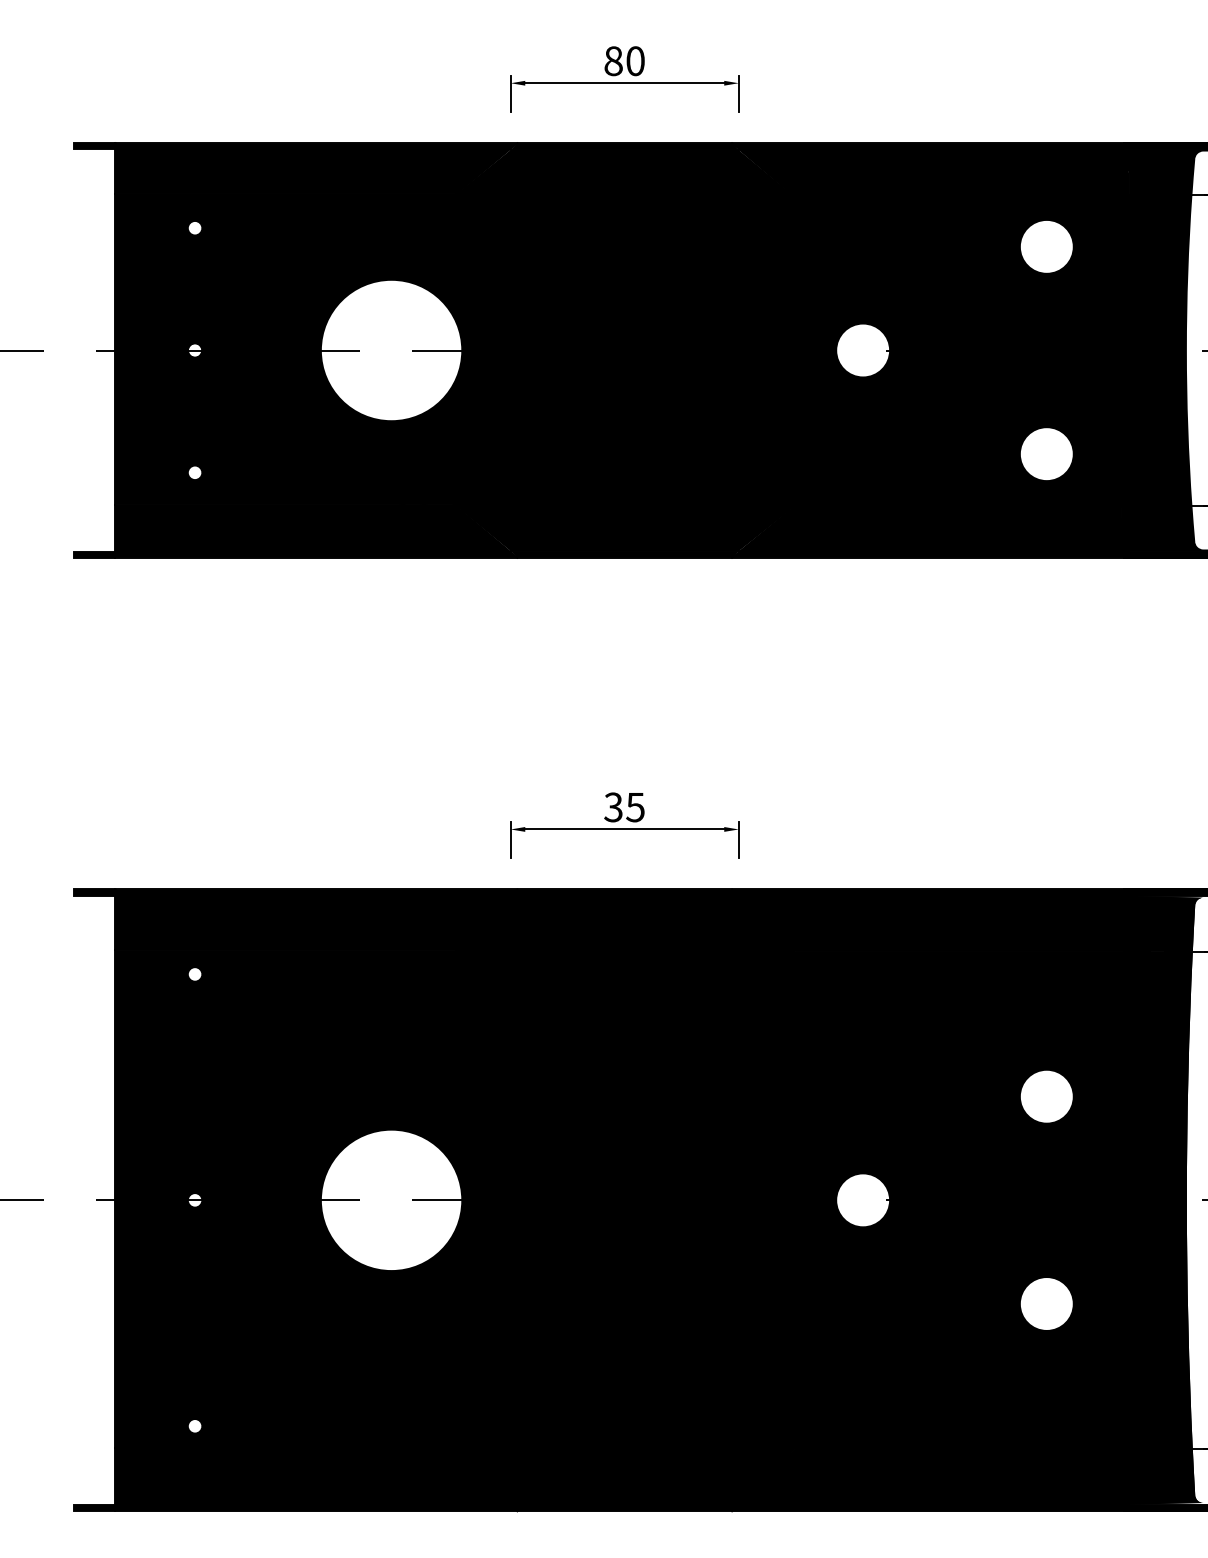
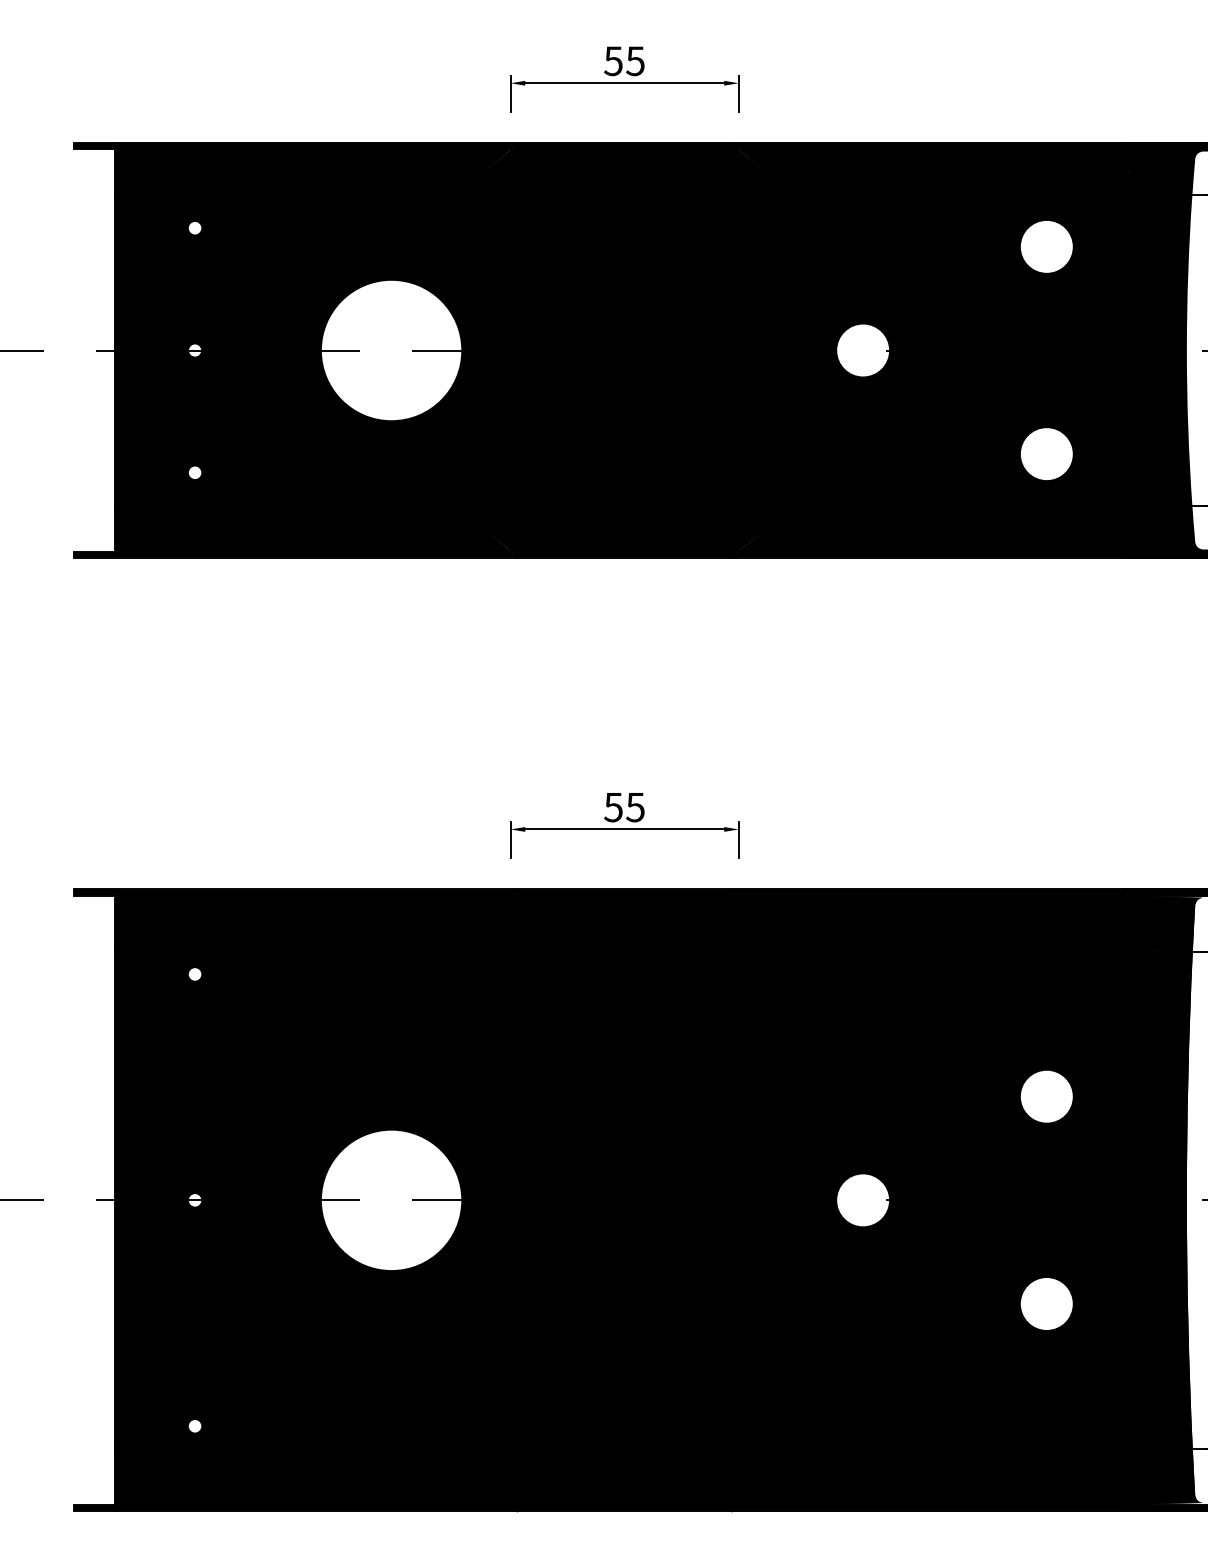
text: 80 -> 55 (624, 61)
text: 35 -> 55 (613, 806)
